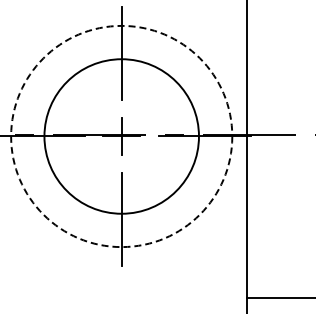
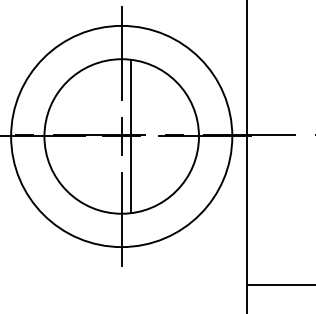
circle: dashed -> solid (121, 136)
line: none -> present (131, 136)
line position: (279, 298) -> (279, 285) (279, 285)
